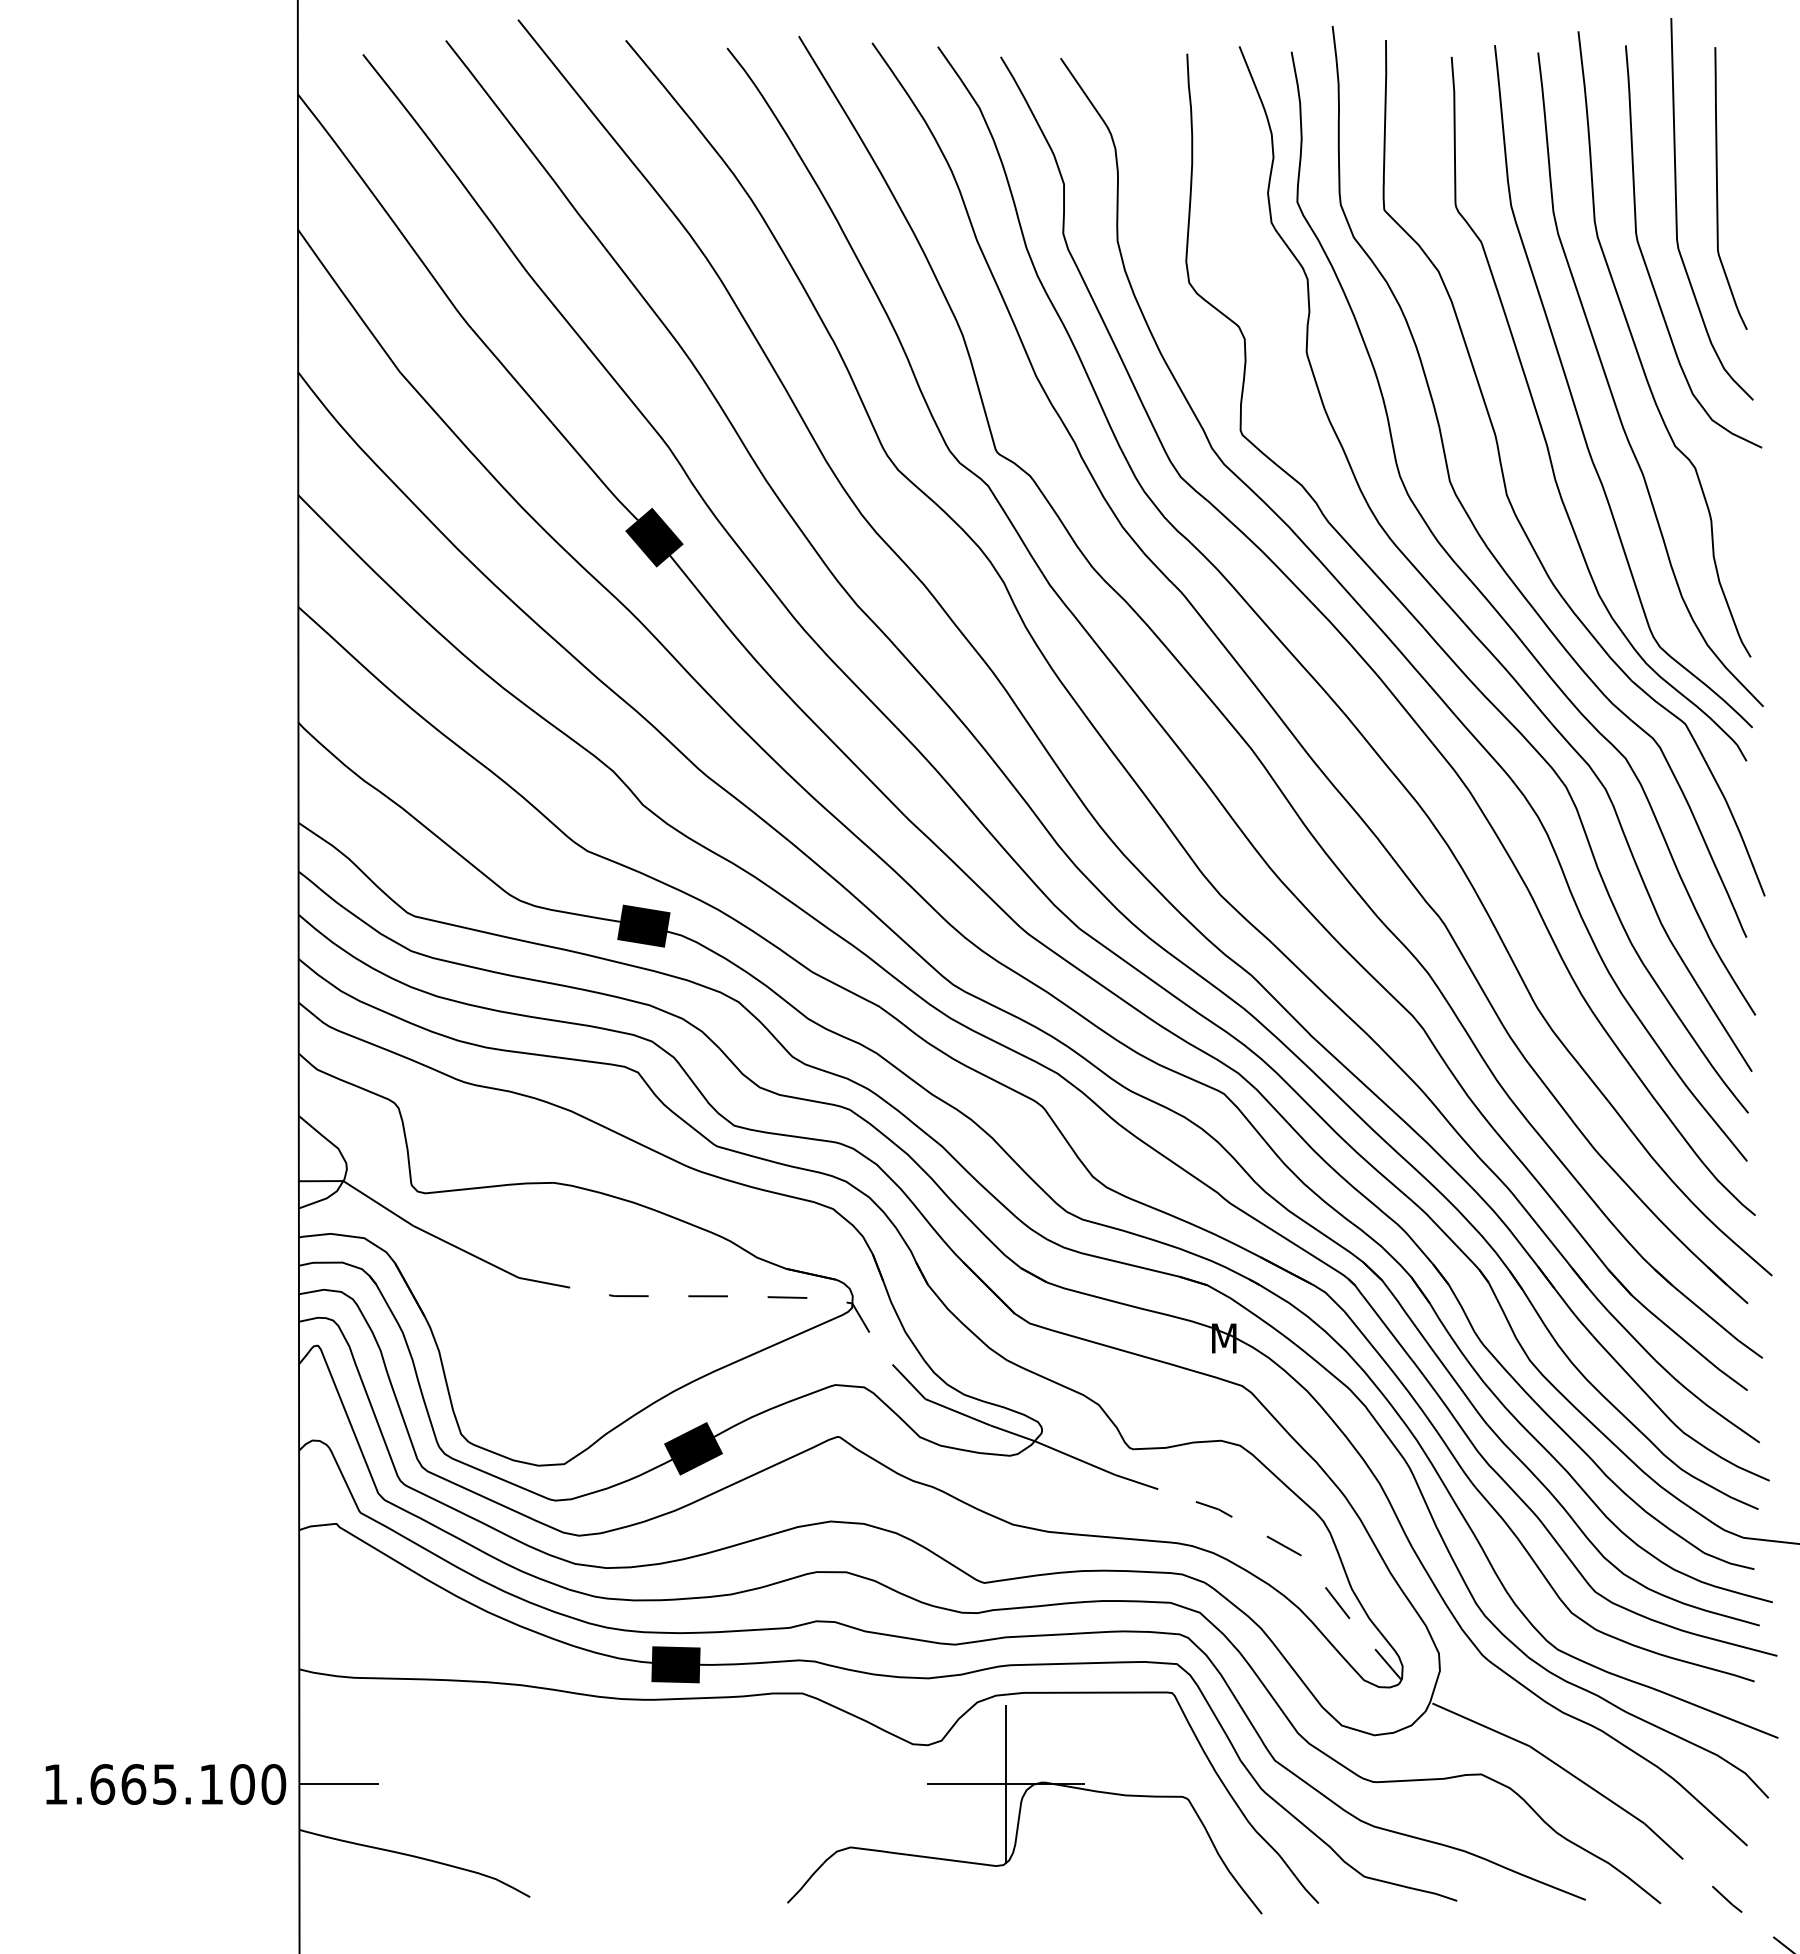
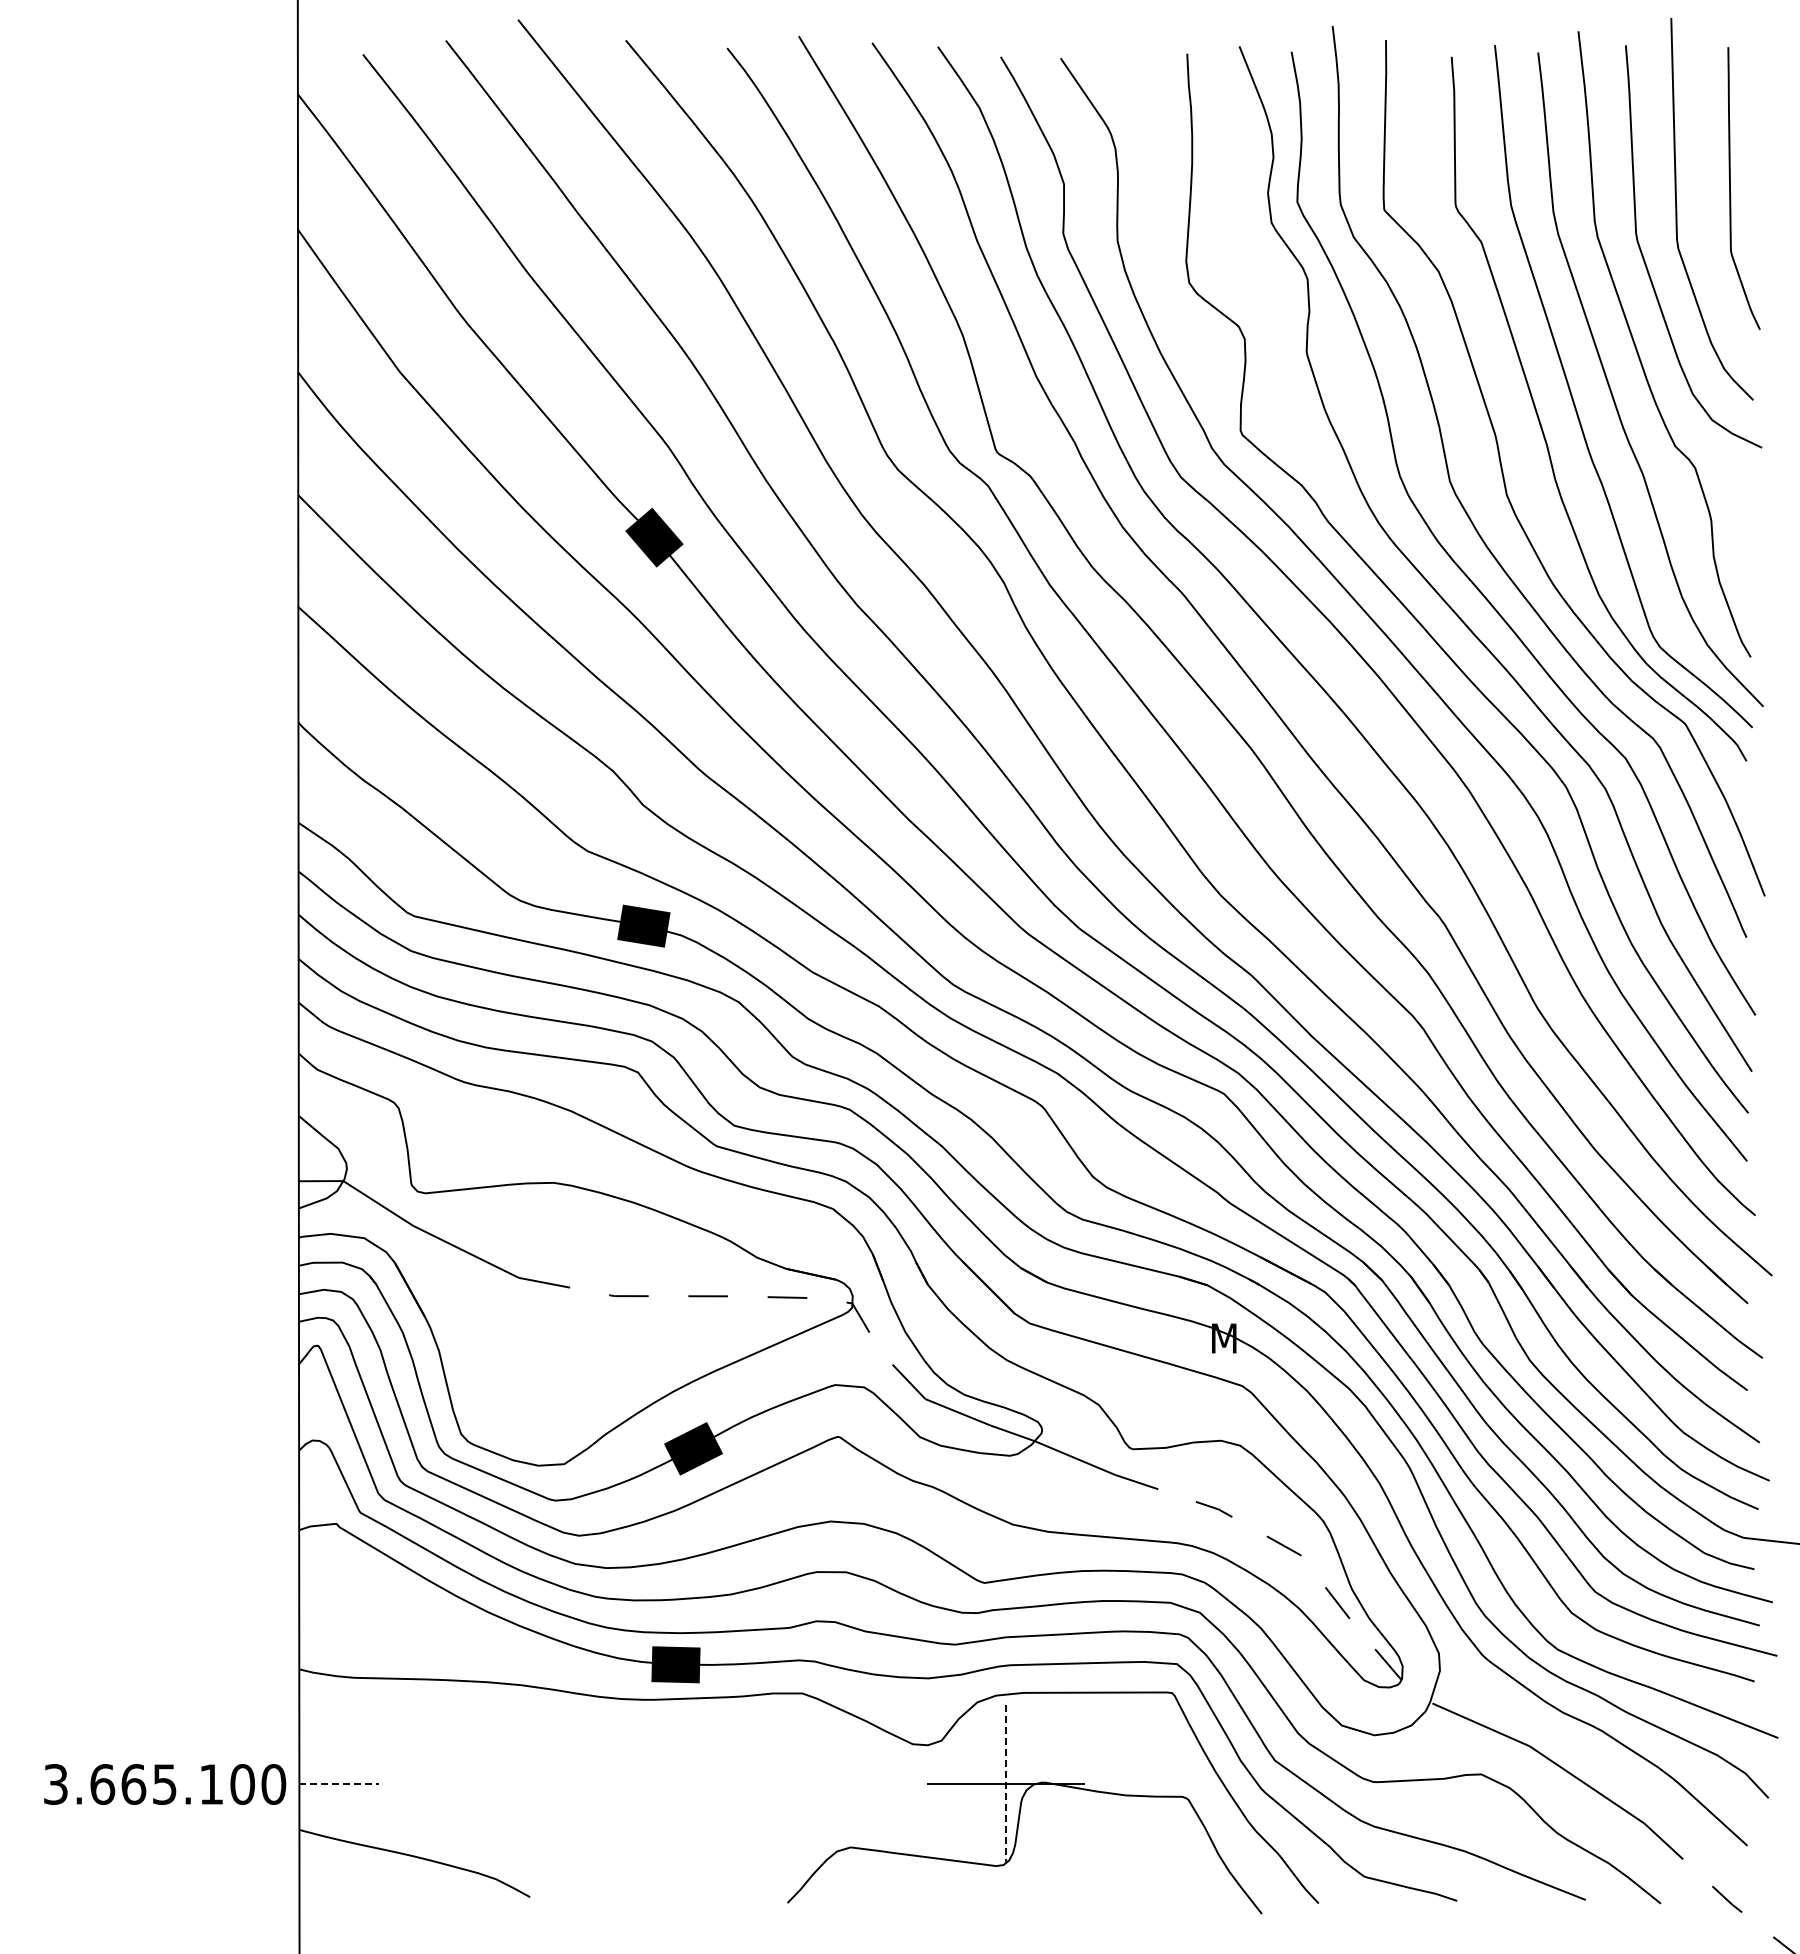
curve position: (1717, 188) -> (1730, 188) (1730, 188)
text: 1.665.100 -> 3.665.100 (55, 1784)
line: solid -> dashed (339, 1784)
line: solid -> dashed (1006, 1784)
